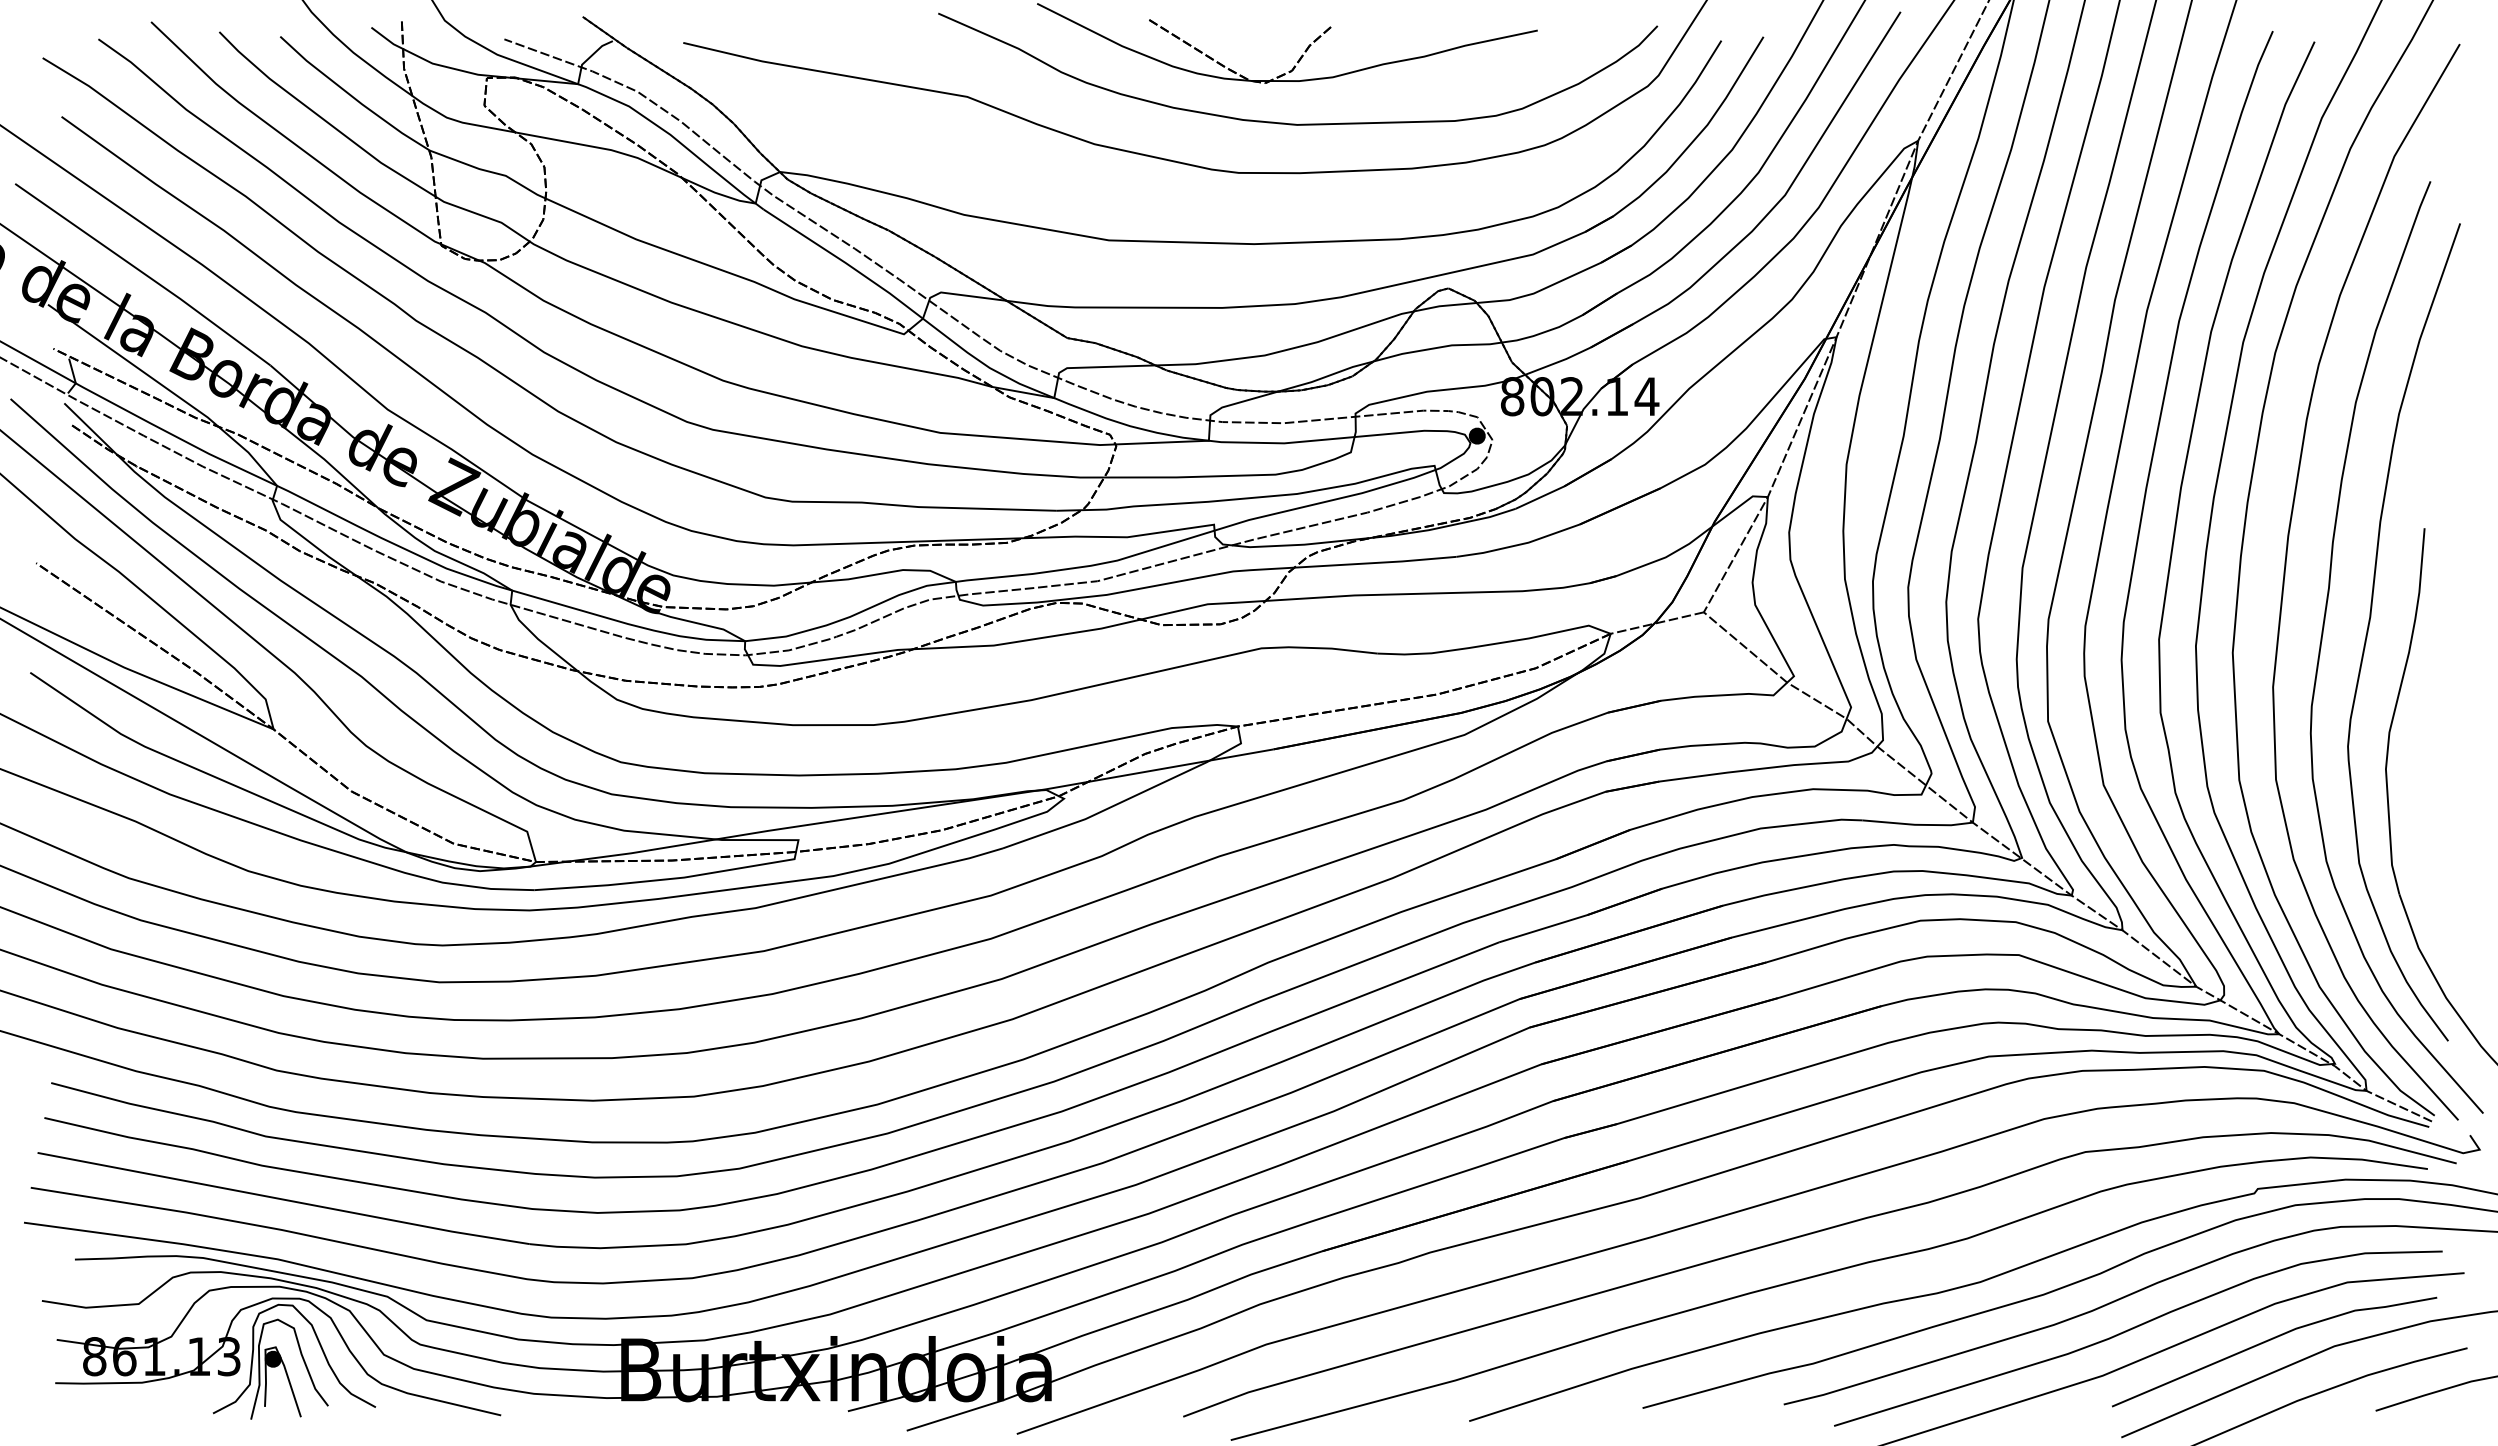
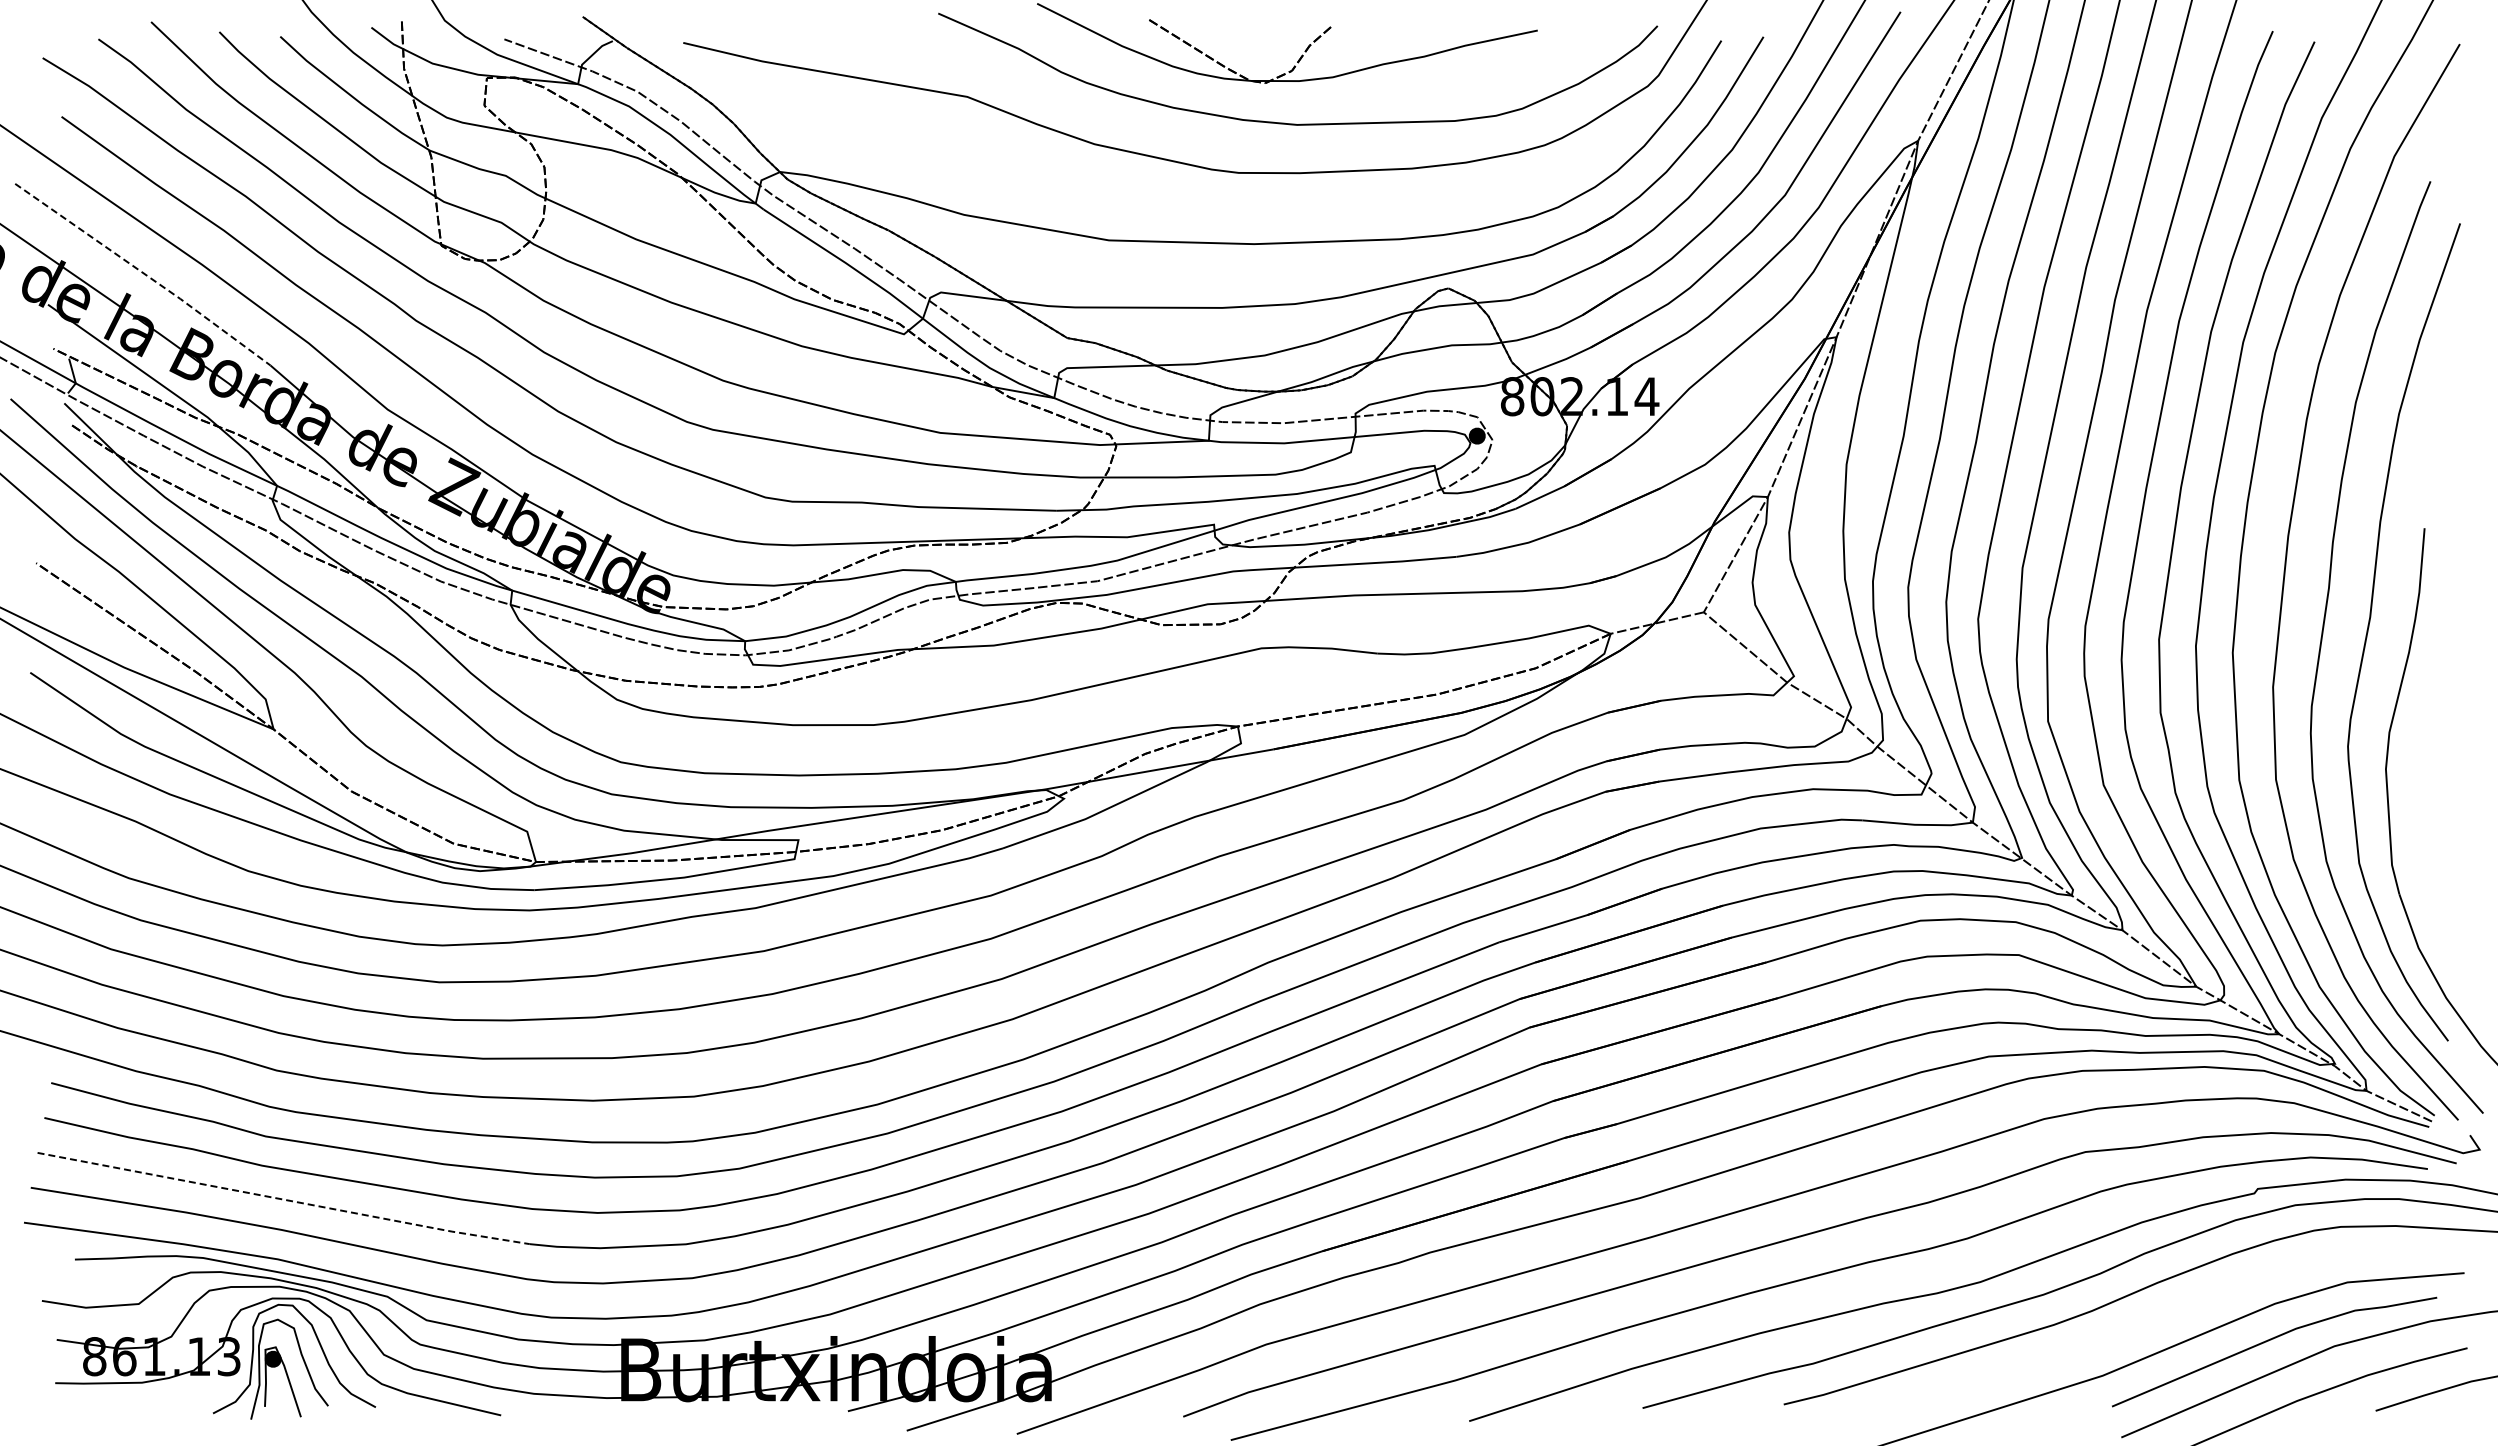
line: solid -> dashed (144, 273)
line: solid -> dashed (284, 1199)
curve: present -> none (2133, 1329)
